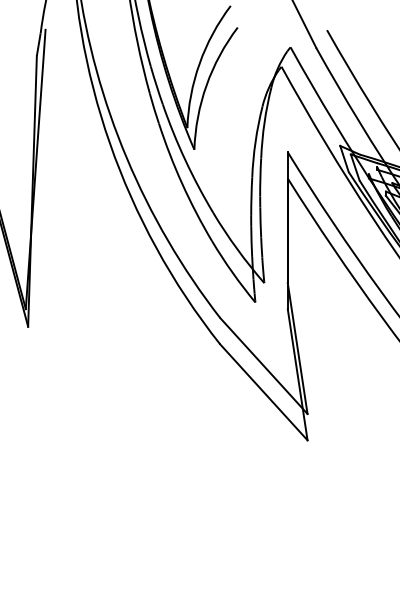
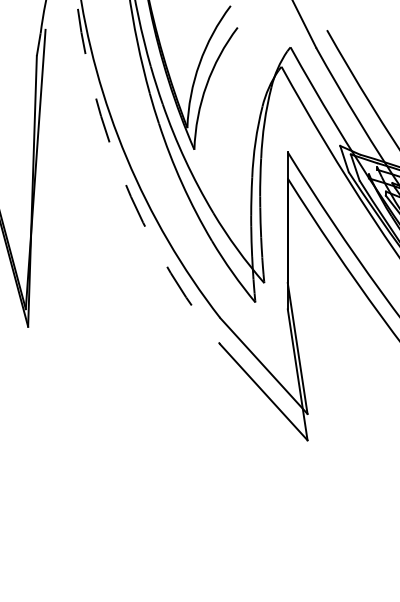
arc: solid -> dashed (124, 181)
